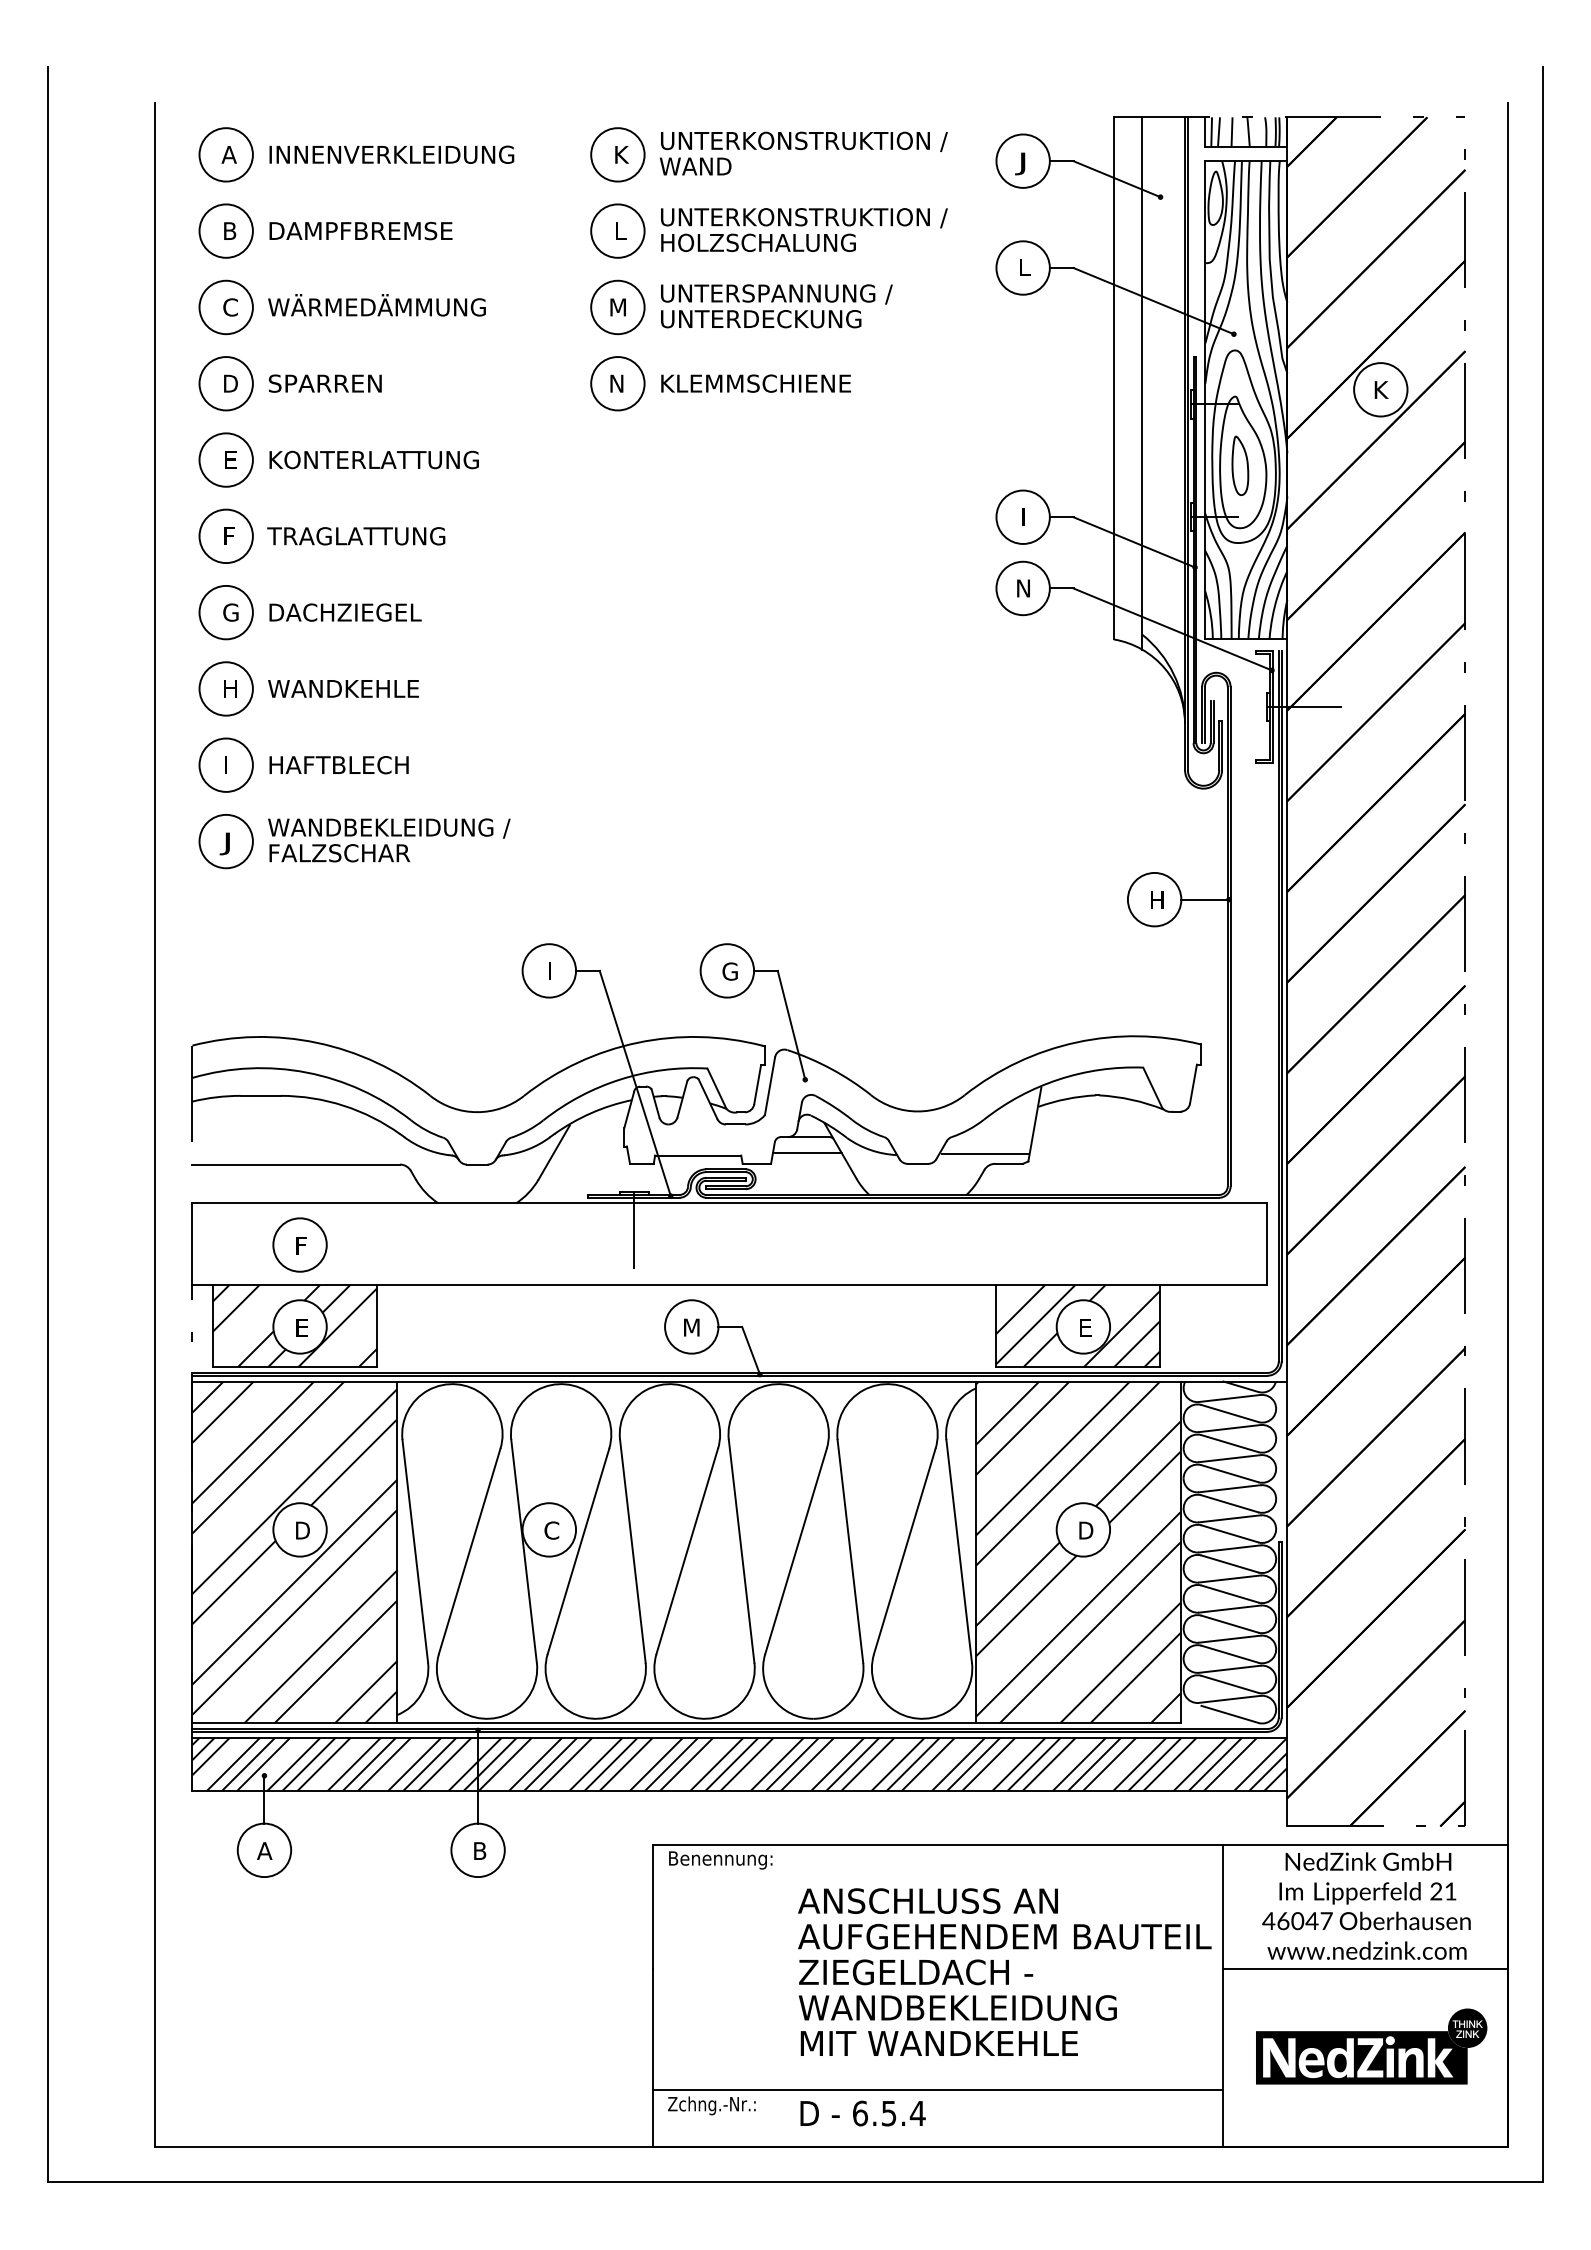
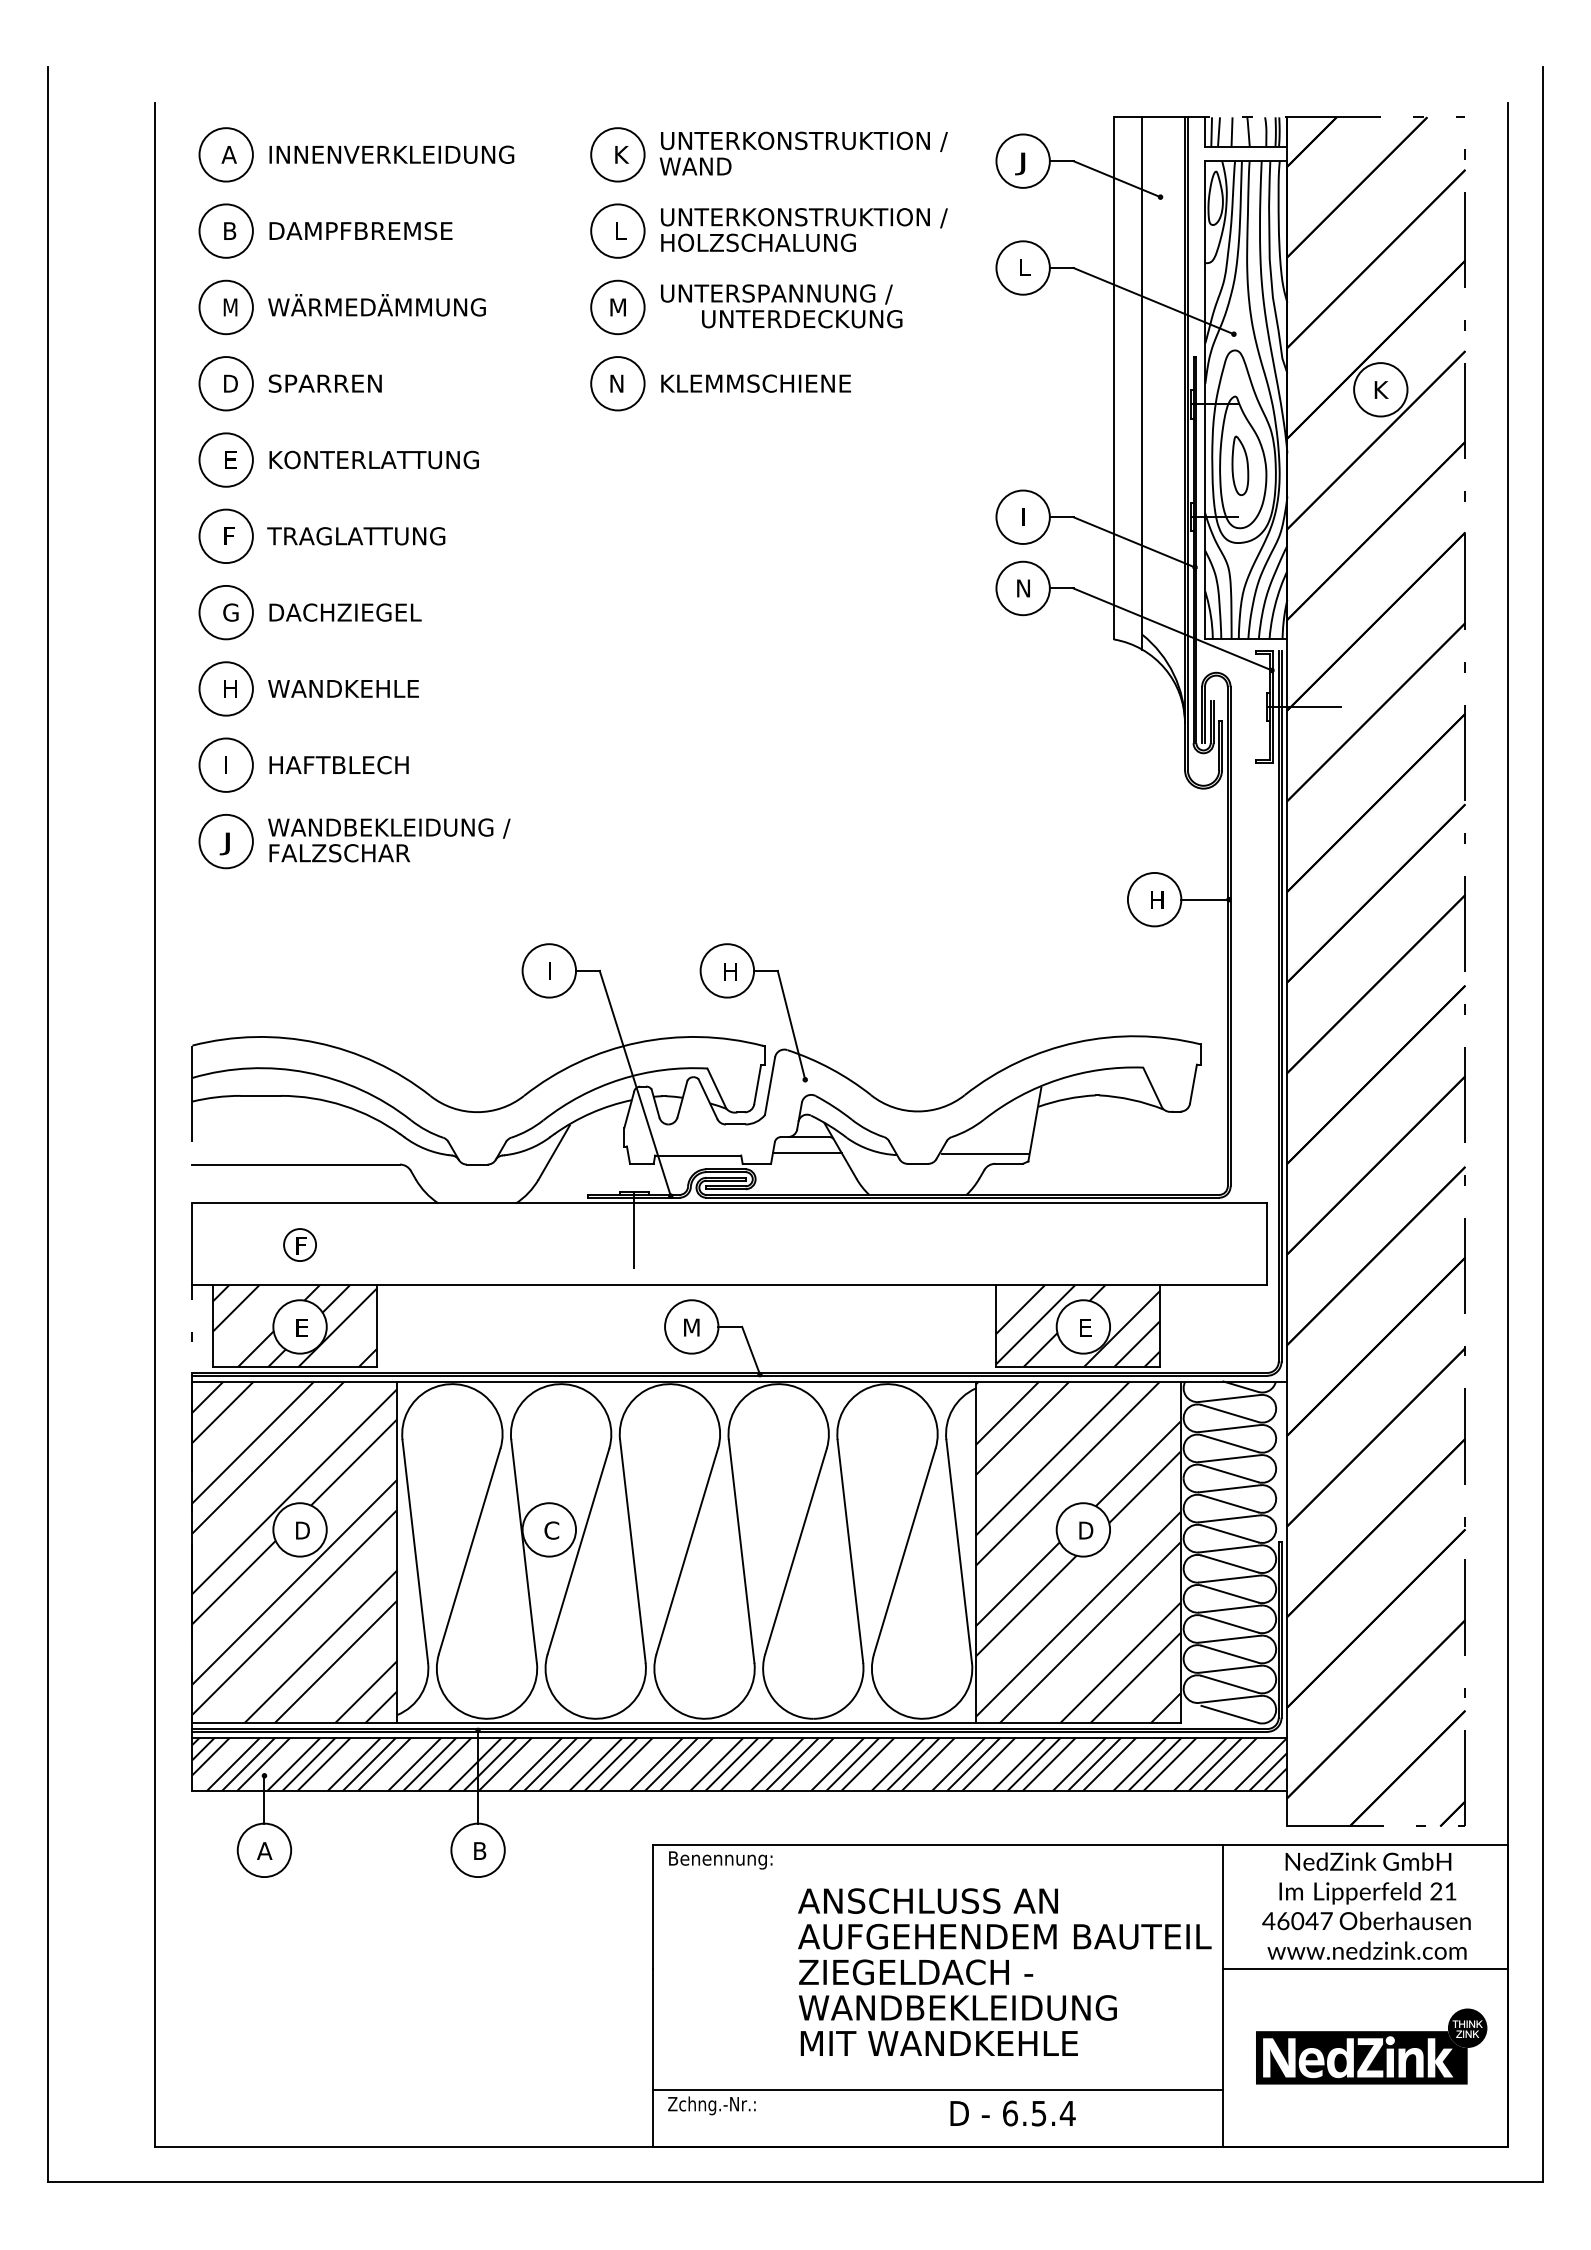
text: C -> M (230, 307)
text position: (761, 319) -> (802, 319) (802, 319)
text: G -> H (729, 971)
circle diameter: 53 px -> 32 px (300, 1245)
text position: (862, 2113) -> (1012, 2113) (1012, 2113)
